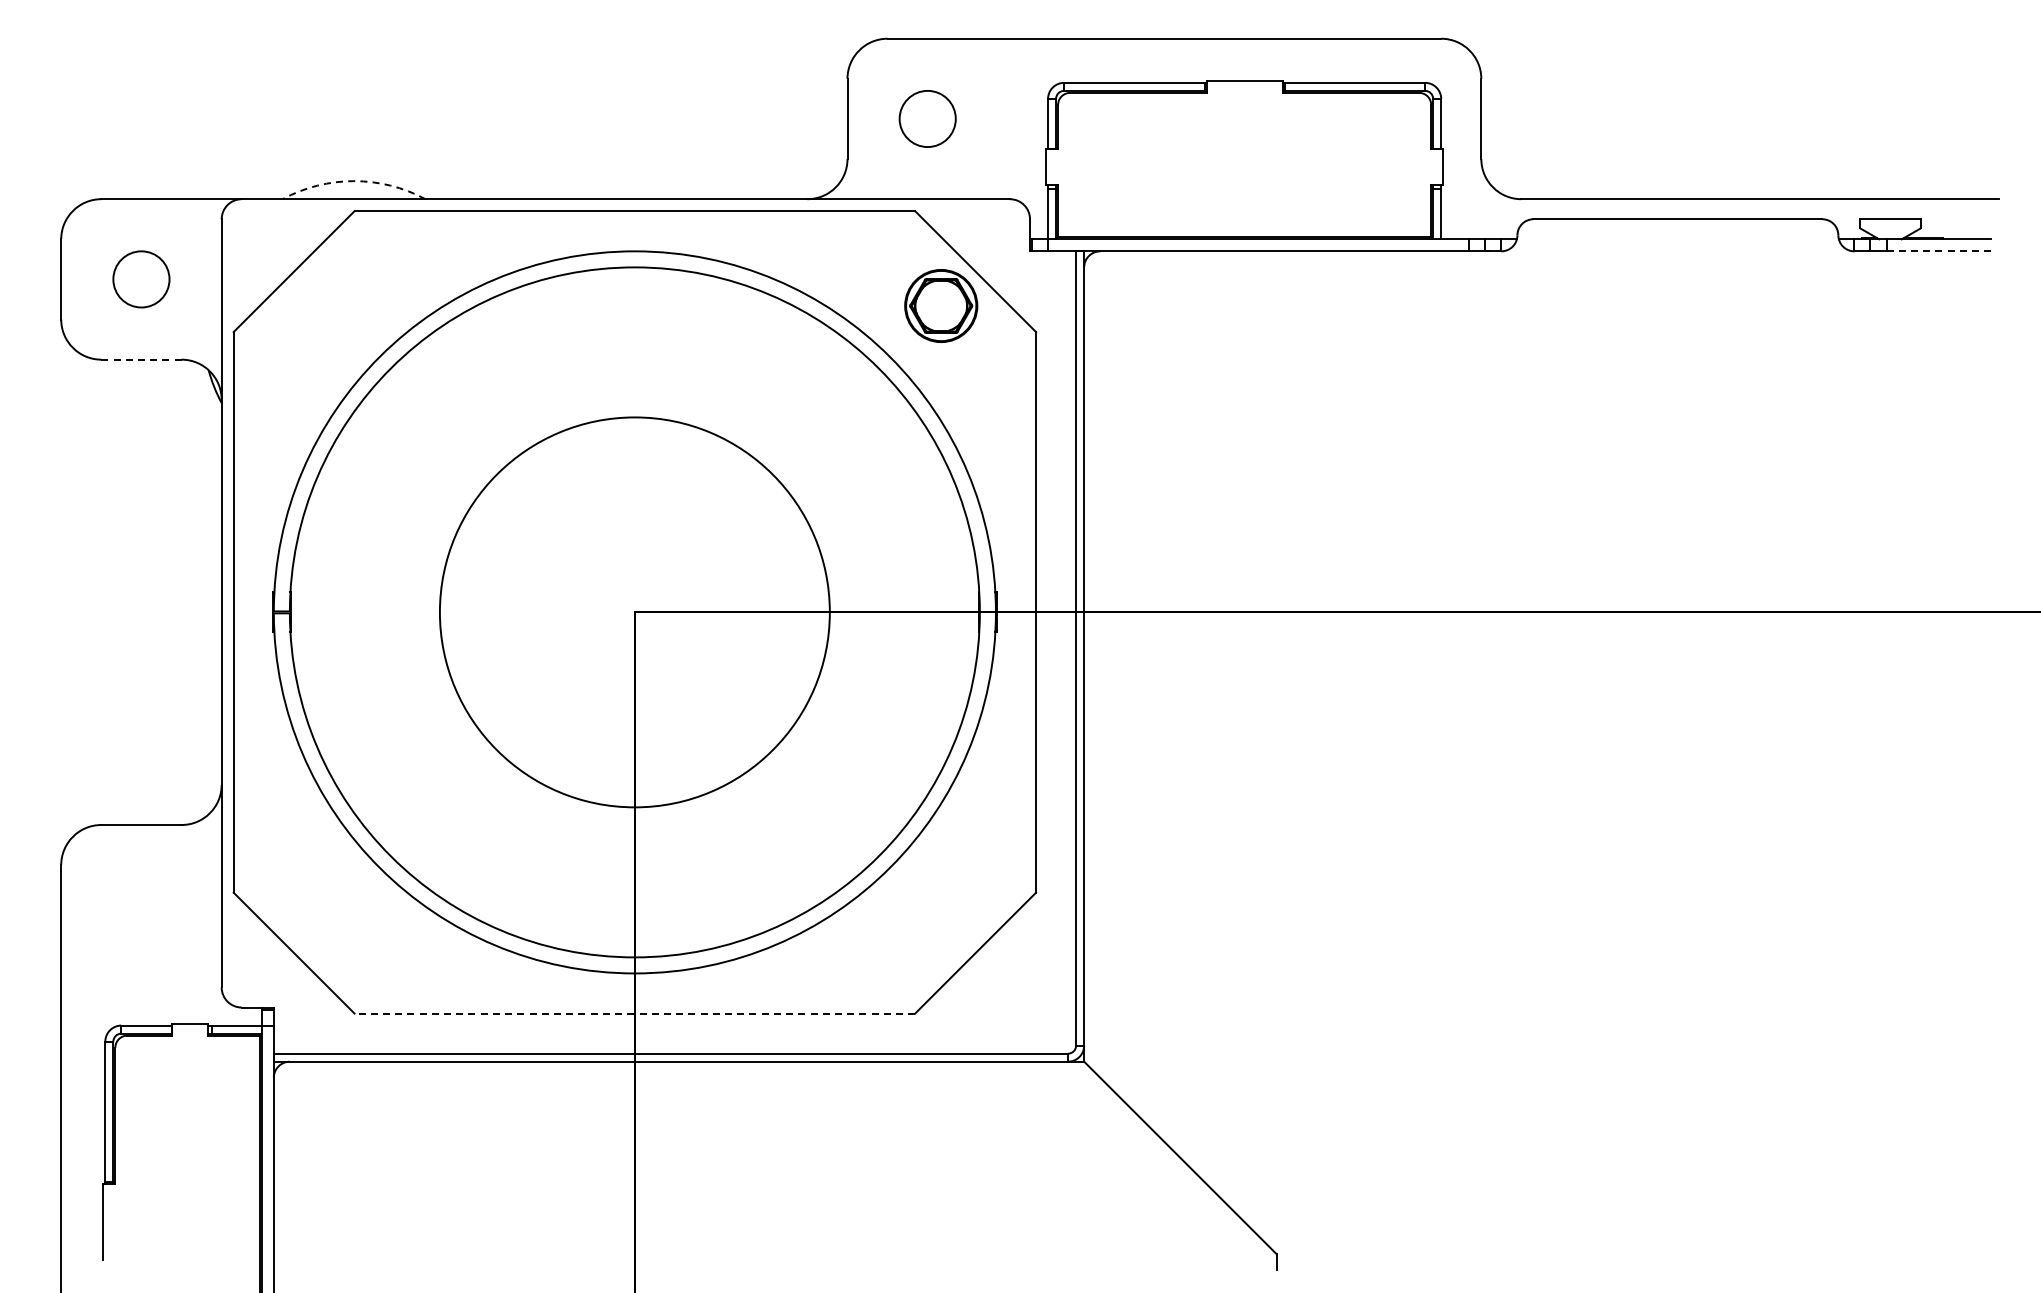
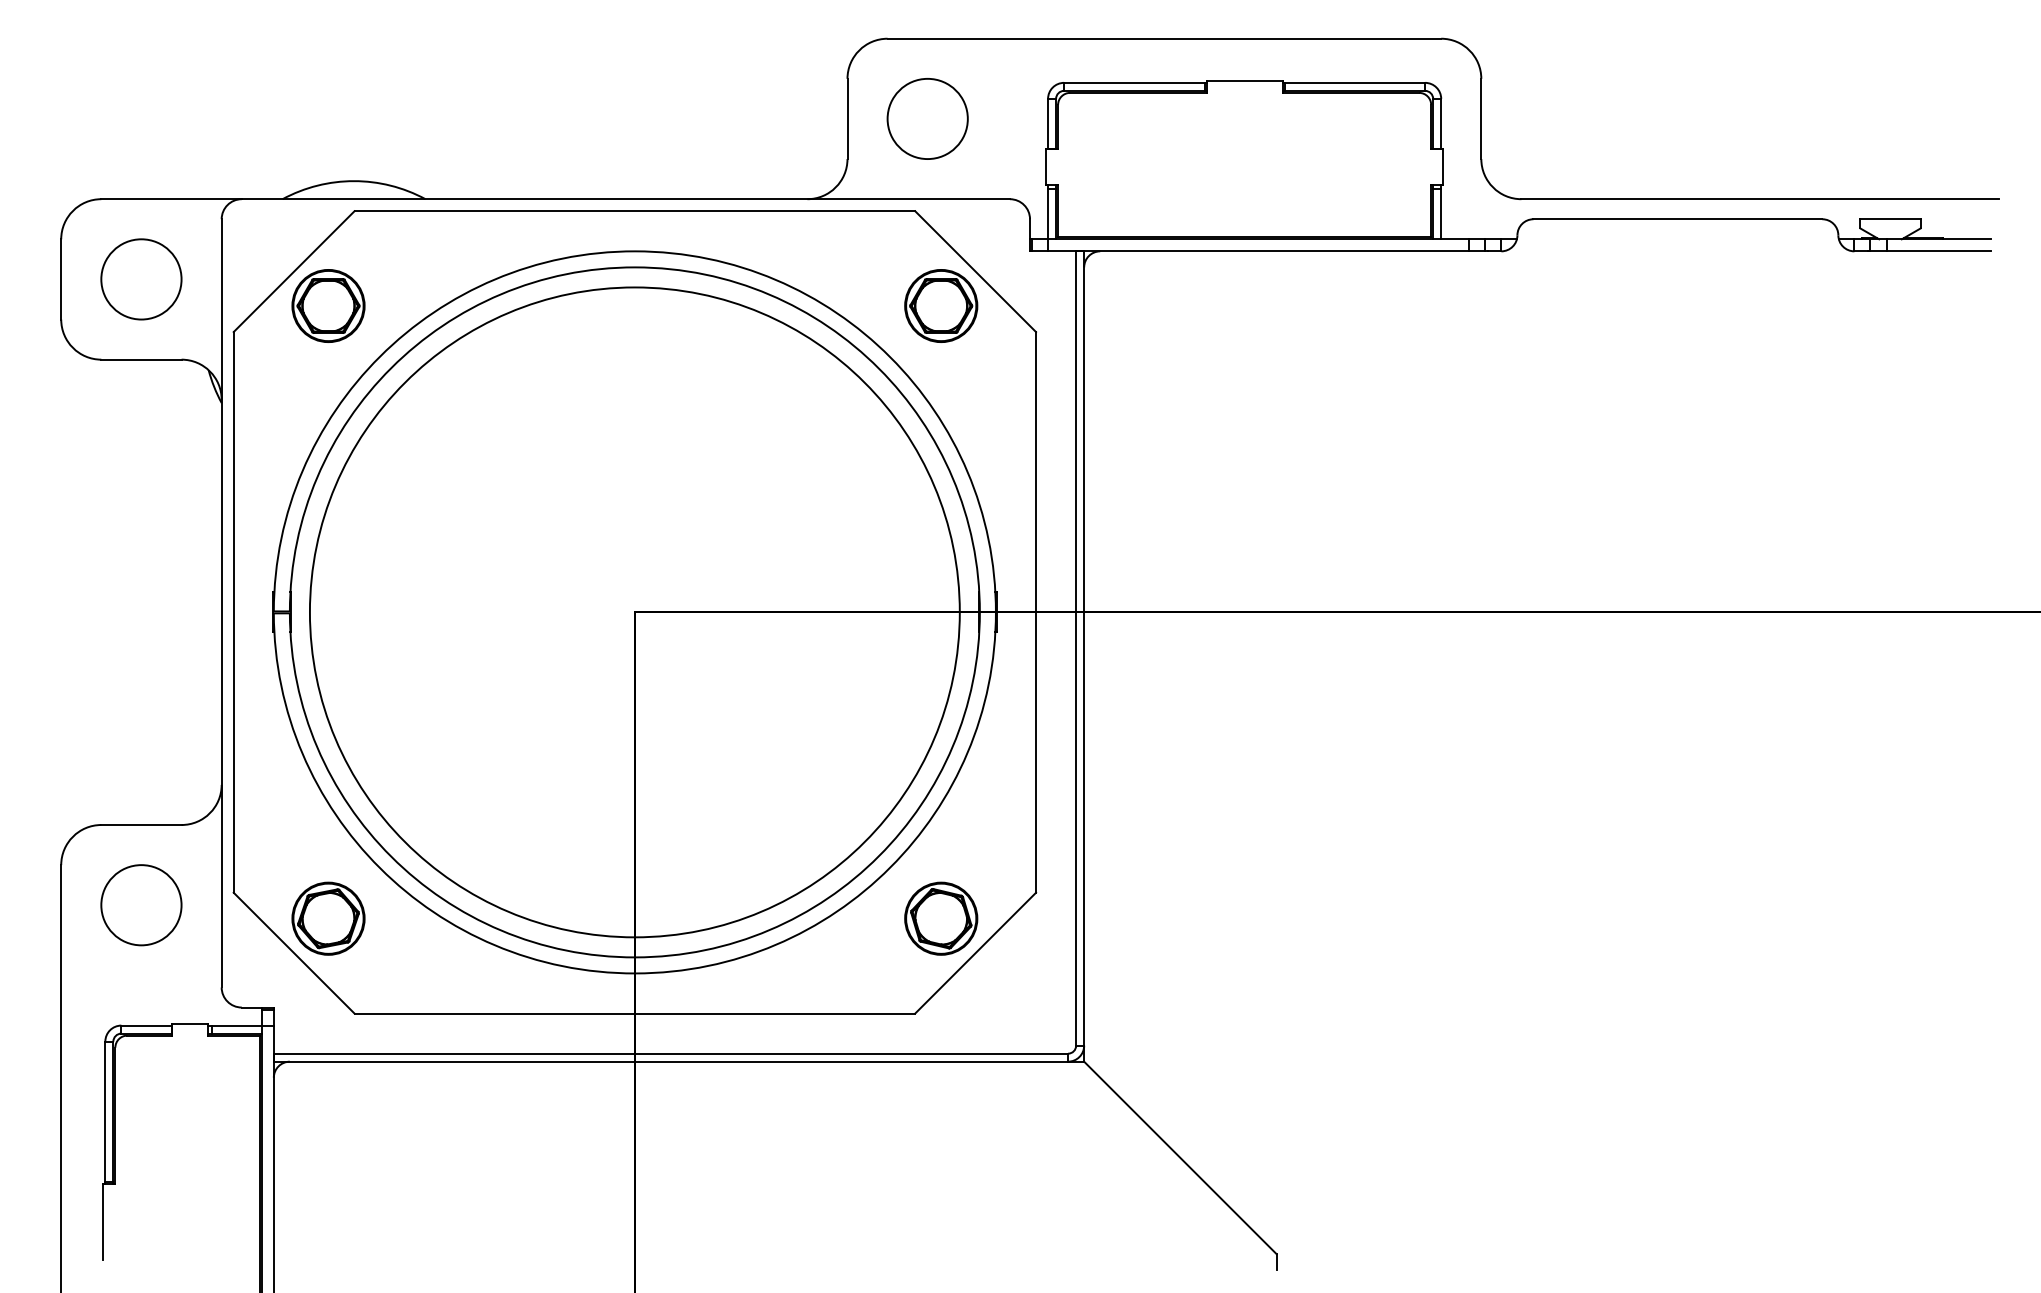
circle diameter: 56 px -> 80 px (927, 118)
arc: dashed -> solid (354, 181)
line: dashed -> solid (1939, 251)
circle diameter: 56 px -> 80 px (141, 279)
part: none -> present (328, 305)
line: dashed -> solid (141, 359)
circle diameter: 390 px -> 650 px (634, 612)
circle: none -> present (141, 905)
part: none -> present (328, 918)
part: none -> present (941, 918)
line: dashed -> solid (634, 1013)
